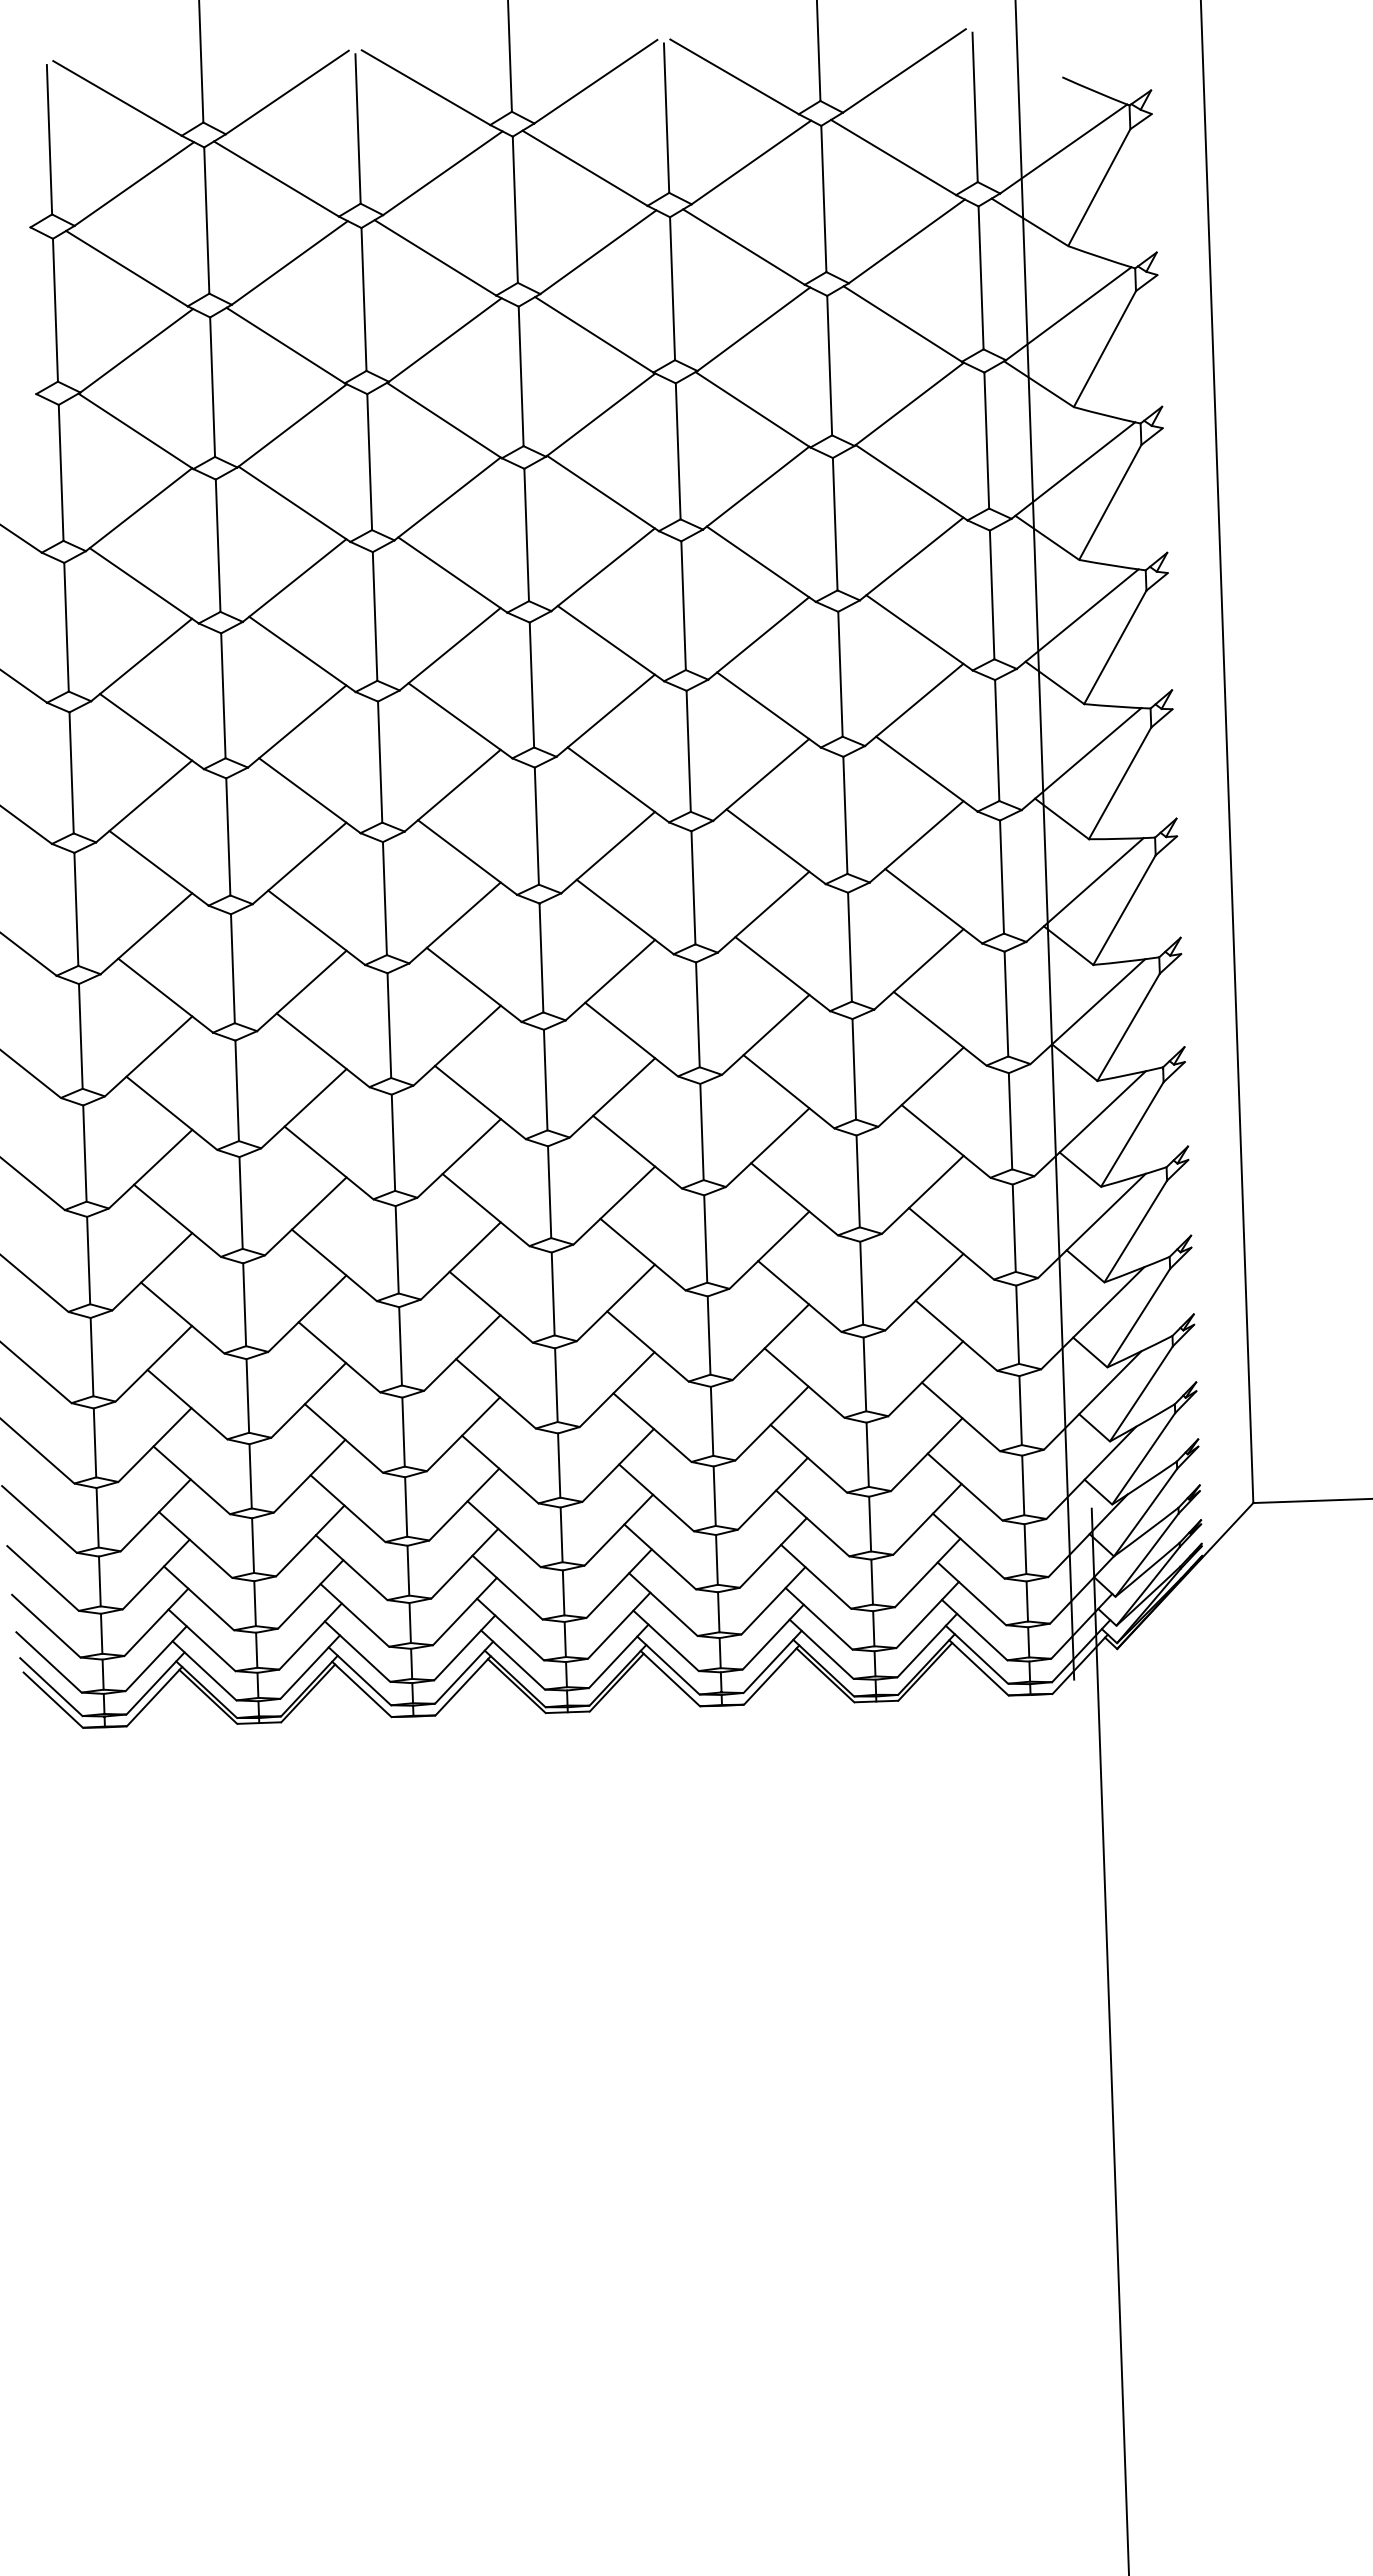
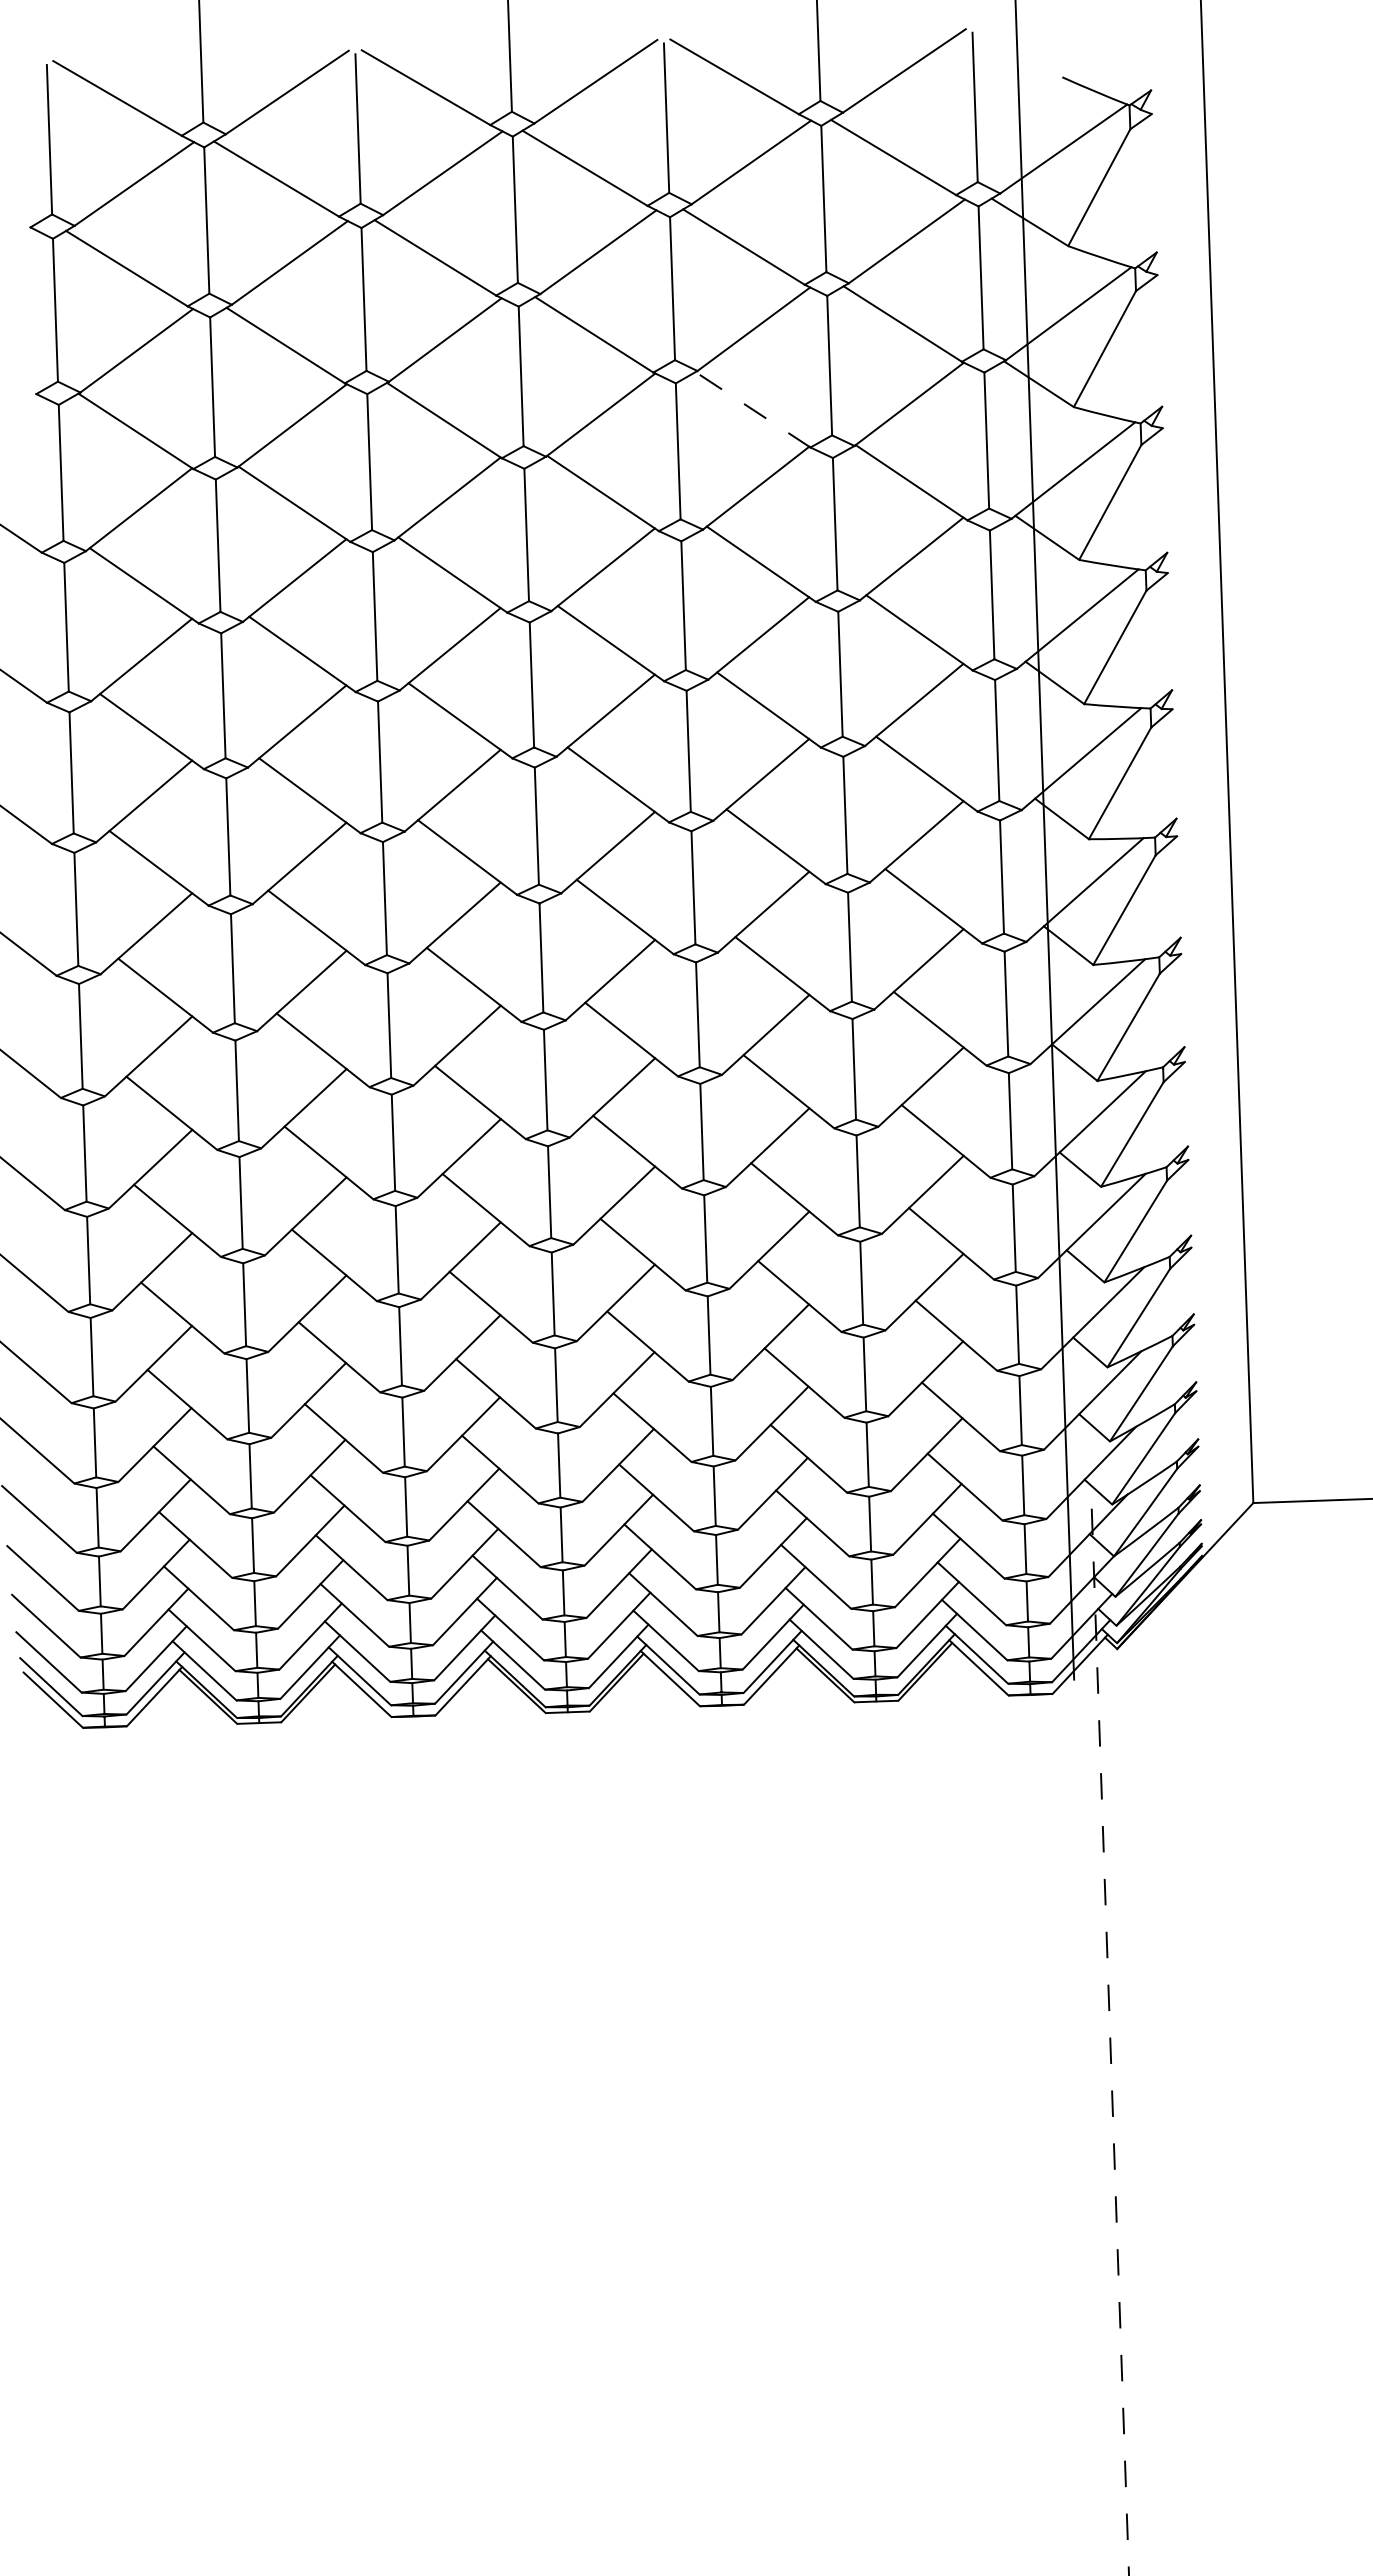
line: solid -> dashed (753, 409)
line: solid -> dashed (1110, 2042)
